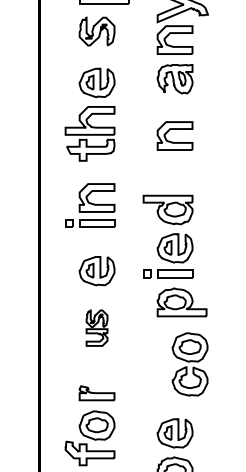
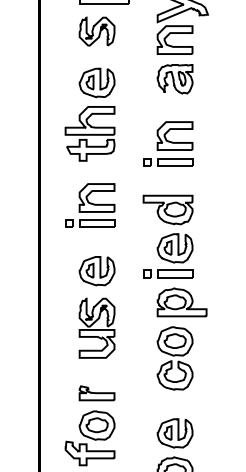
part: none -> present (168, 162)
part size: 24x38 px -> 38x62 px (96, 327)
part position: (189, 364) -> (174, 358) (174, 358)
